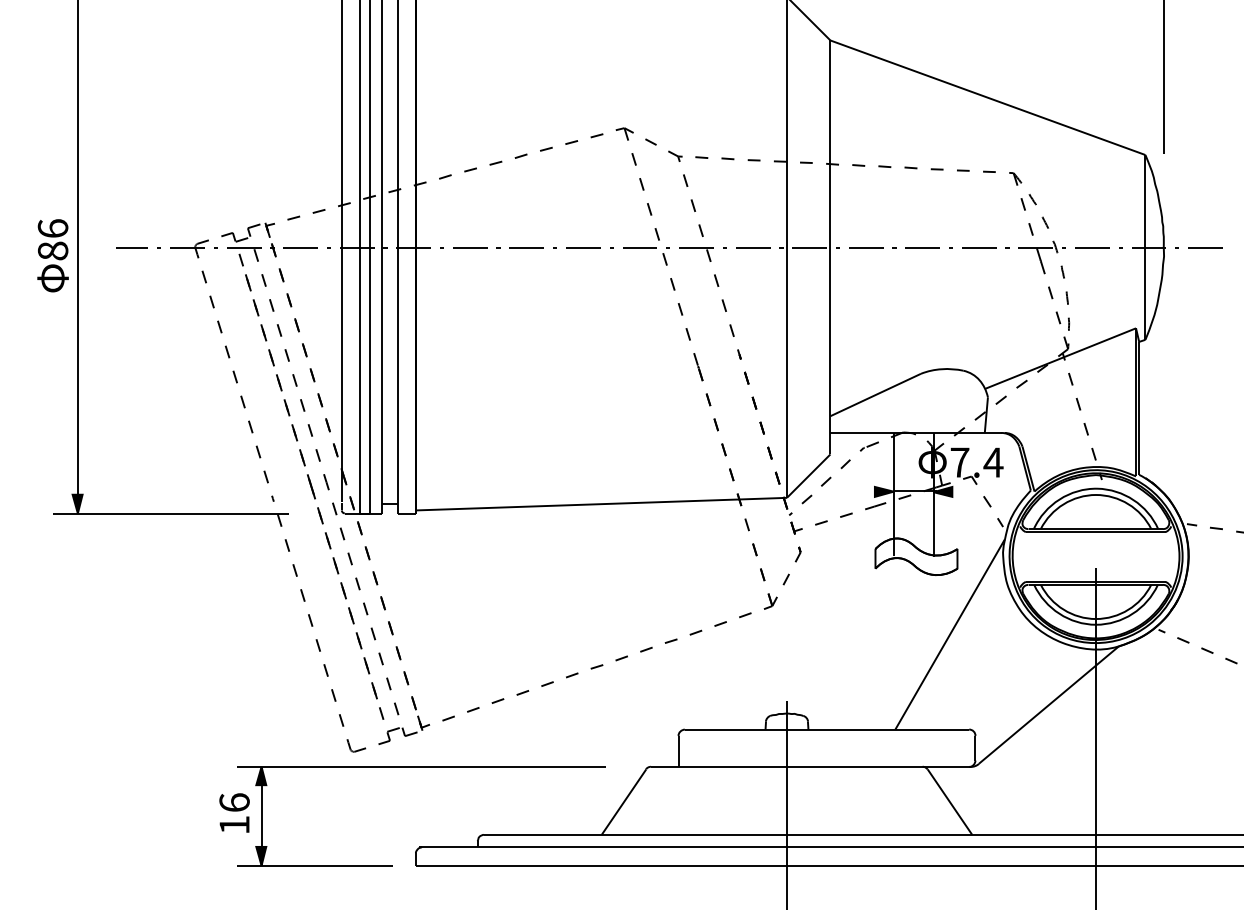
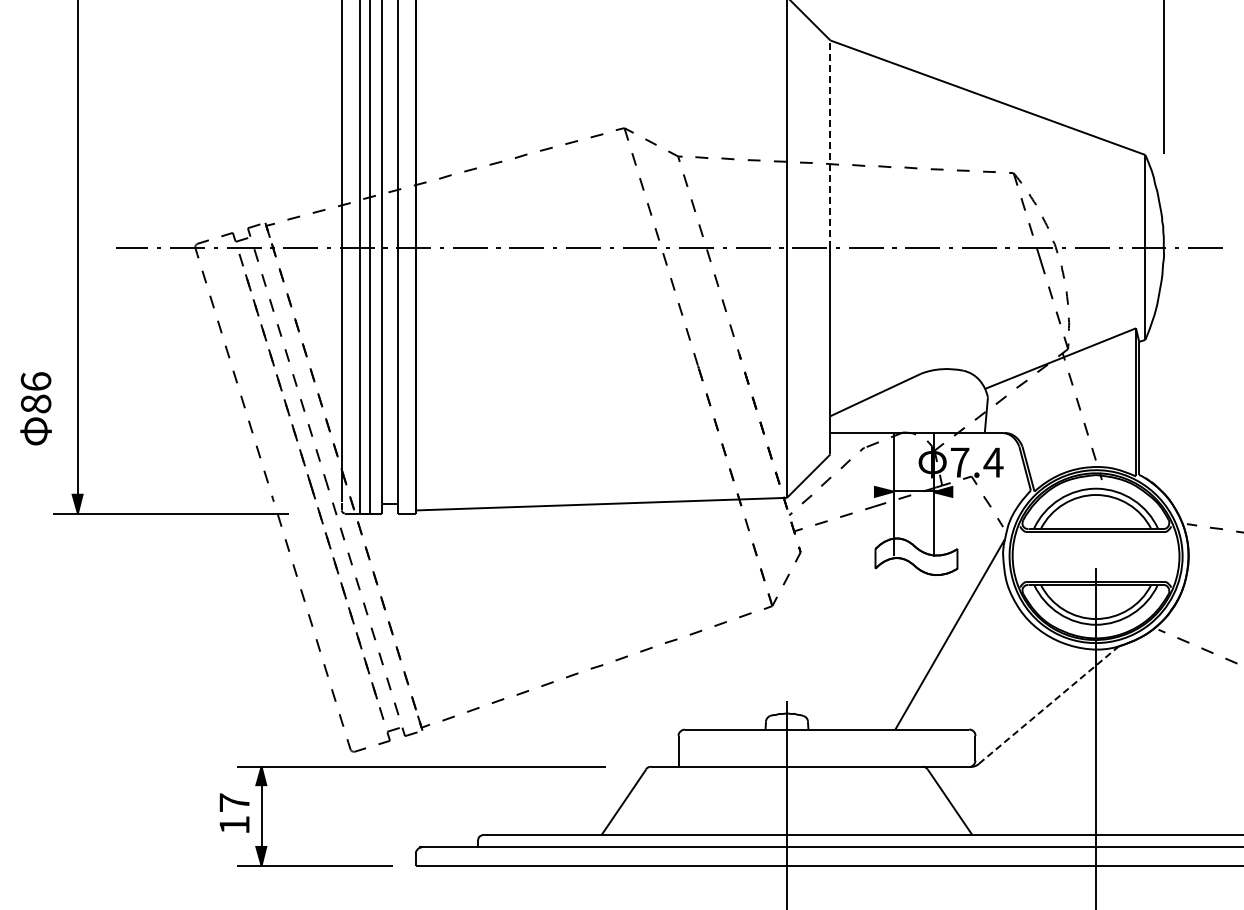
line: solid -> dashed (830, 144)
text position: (52, 255) -> (35, 408) (35, 408)
line: solid -> dashed (1049, 704)
text: 16 -> 17 (234, 802)
